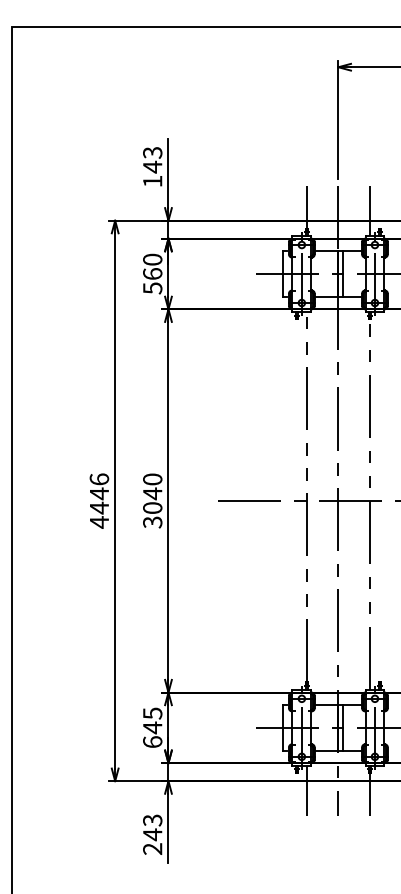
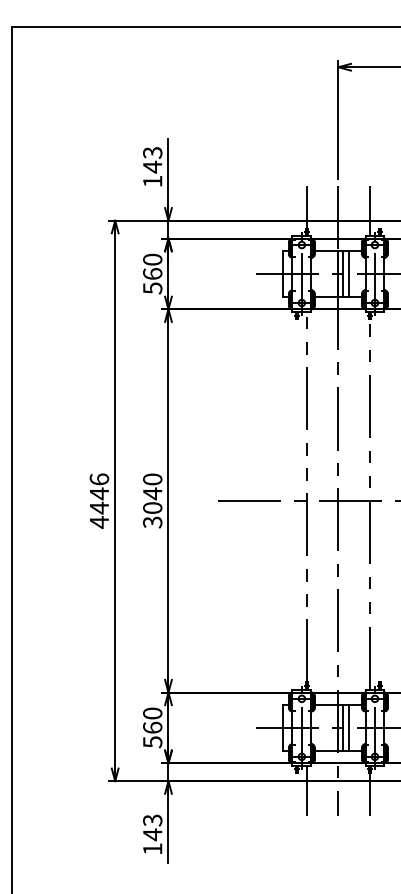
line: none -> present (348, 273)
text: 645 -> 560 (152, 727)
line: none -> present (348, 727)
text: 243 -> 143 (152, 848)
